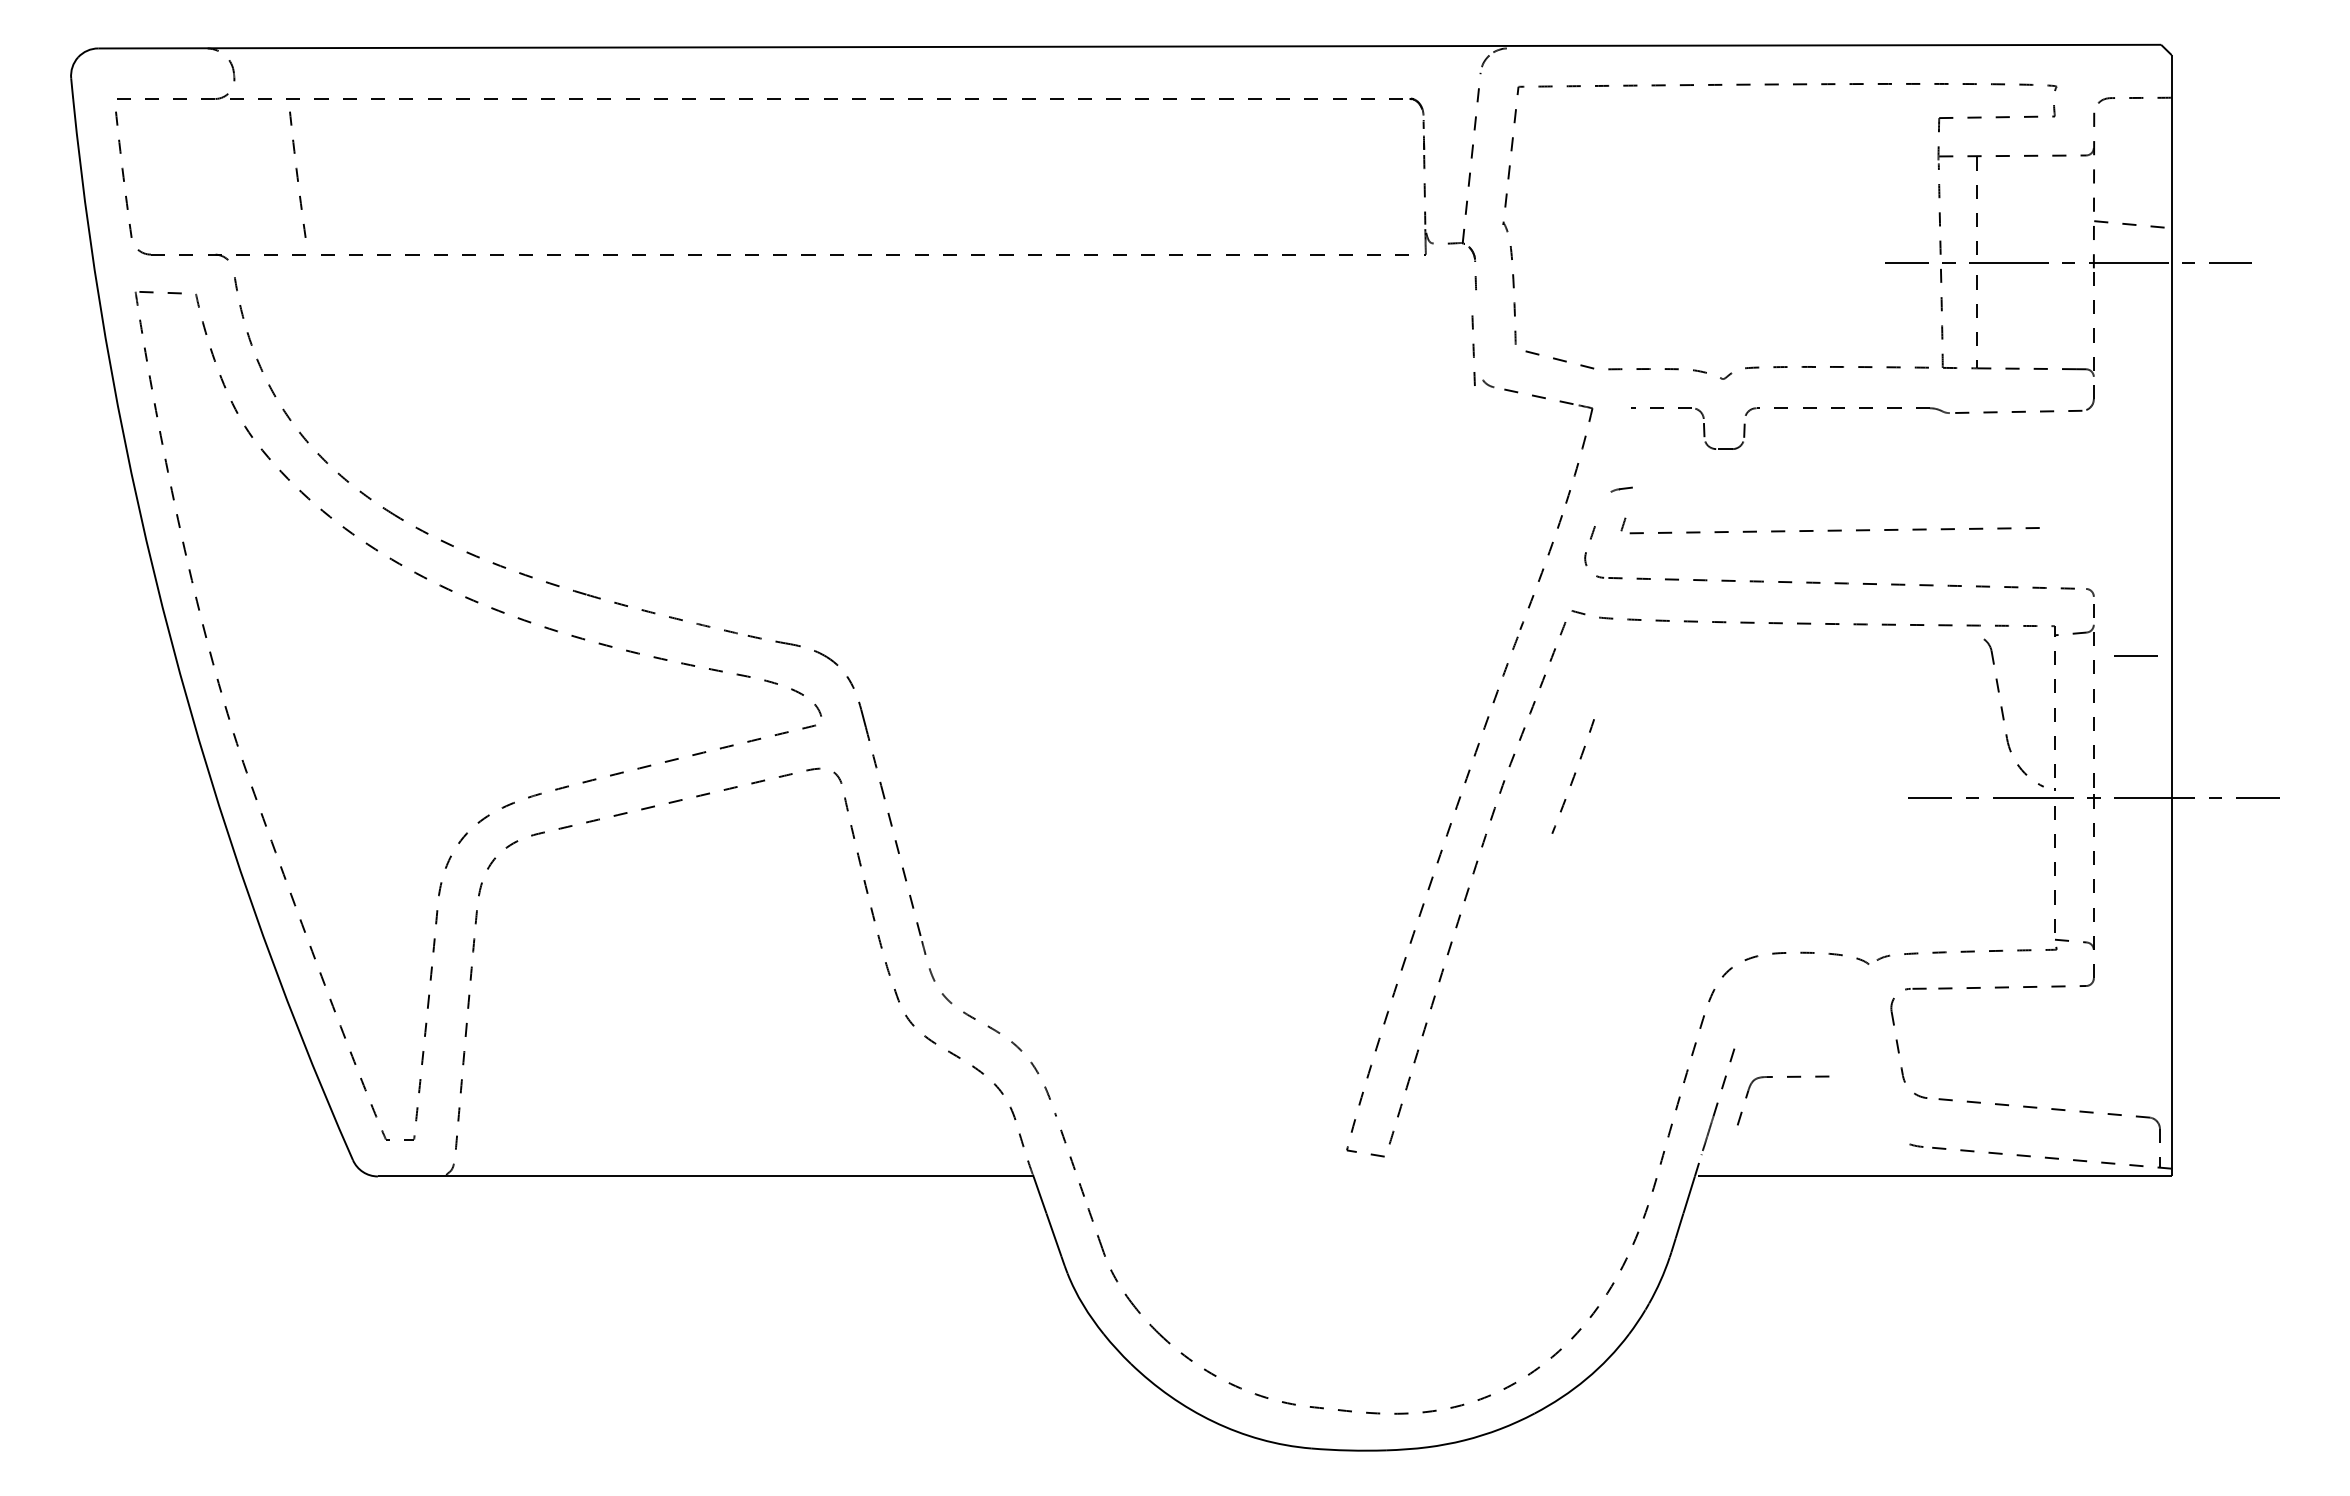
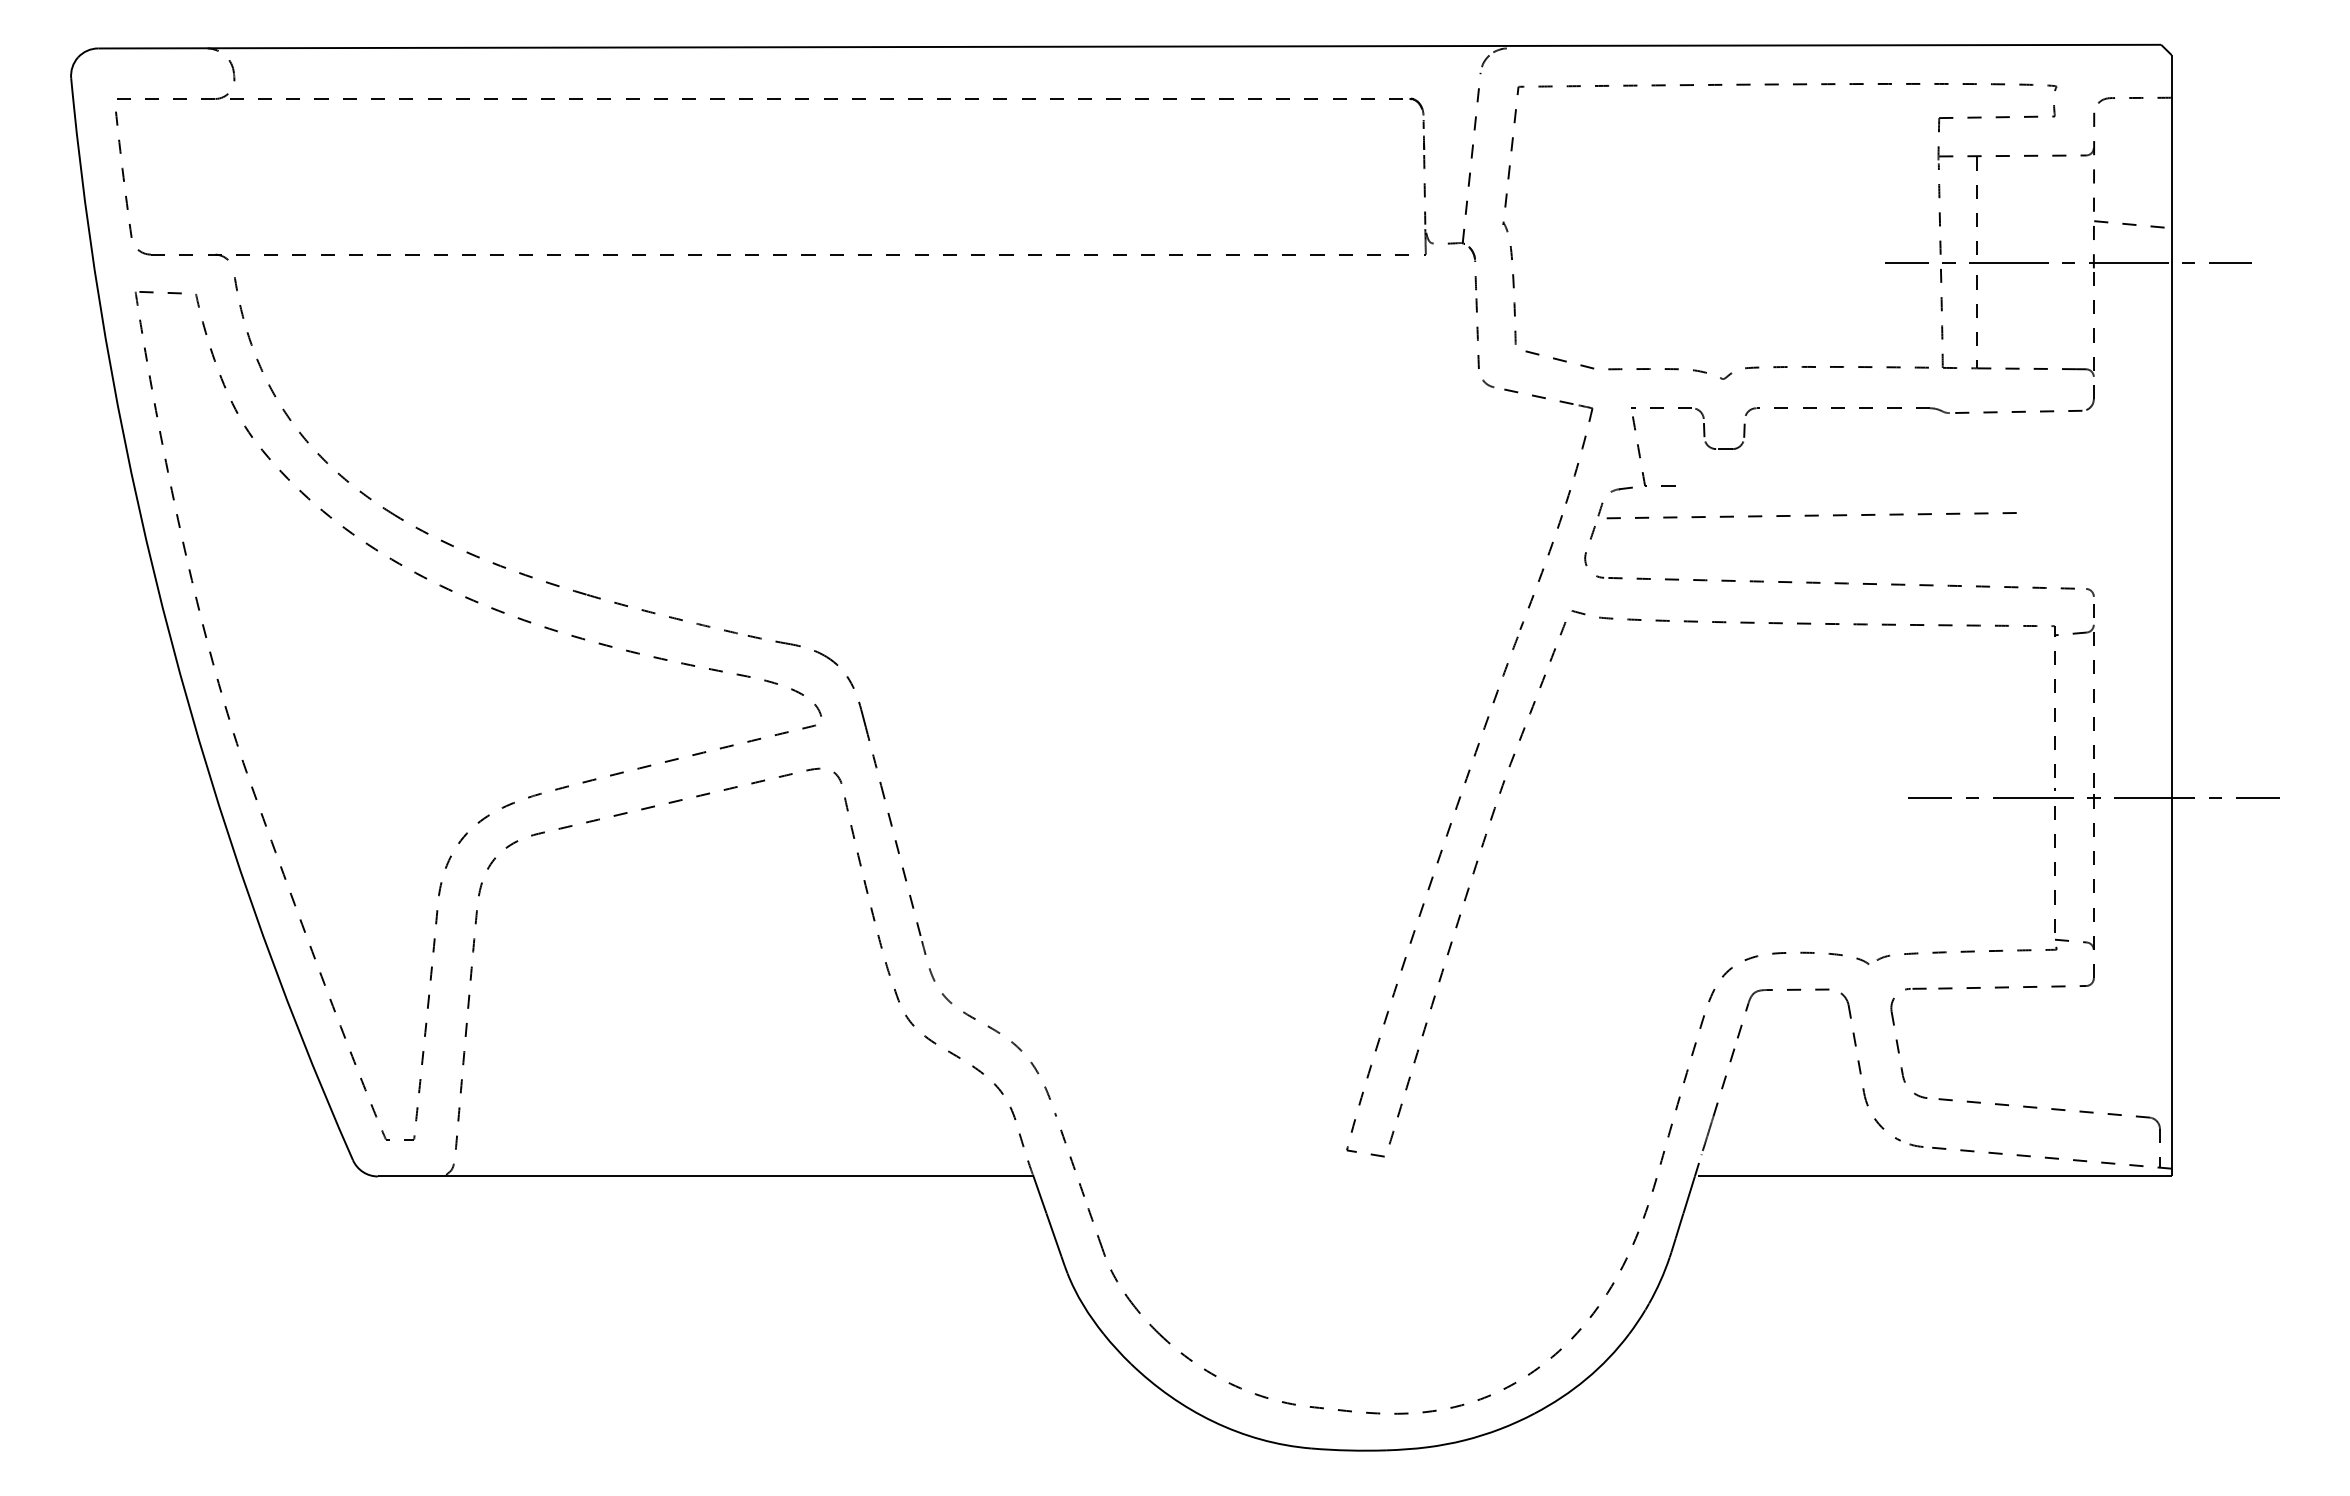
part: present -> none (297, 174)
part position: (1473, 350) -> (1477, 333) (1477, 333)
part: none -> present (1640, 452)
part position: (1829, 525) -> (1806, 510) (1806, 510)
line: present -> none (2135, 655)
part position: (2004, 716) -> (1861, 1070) (1861, 1070)
part: present -> none (1572, 776)
part position: (1787, 1077) -> (1787, 990) (1787, 990)
